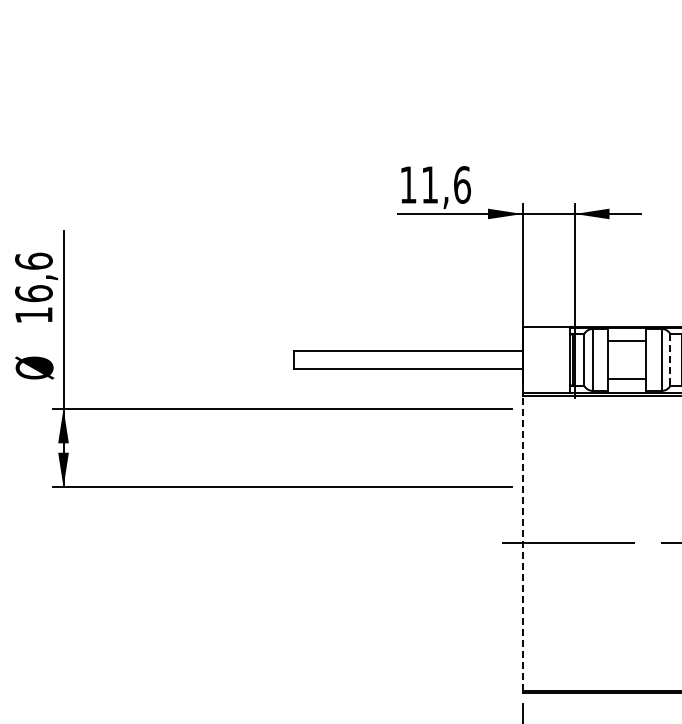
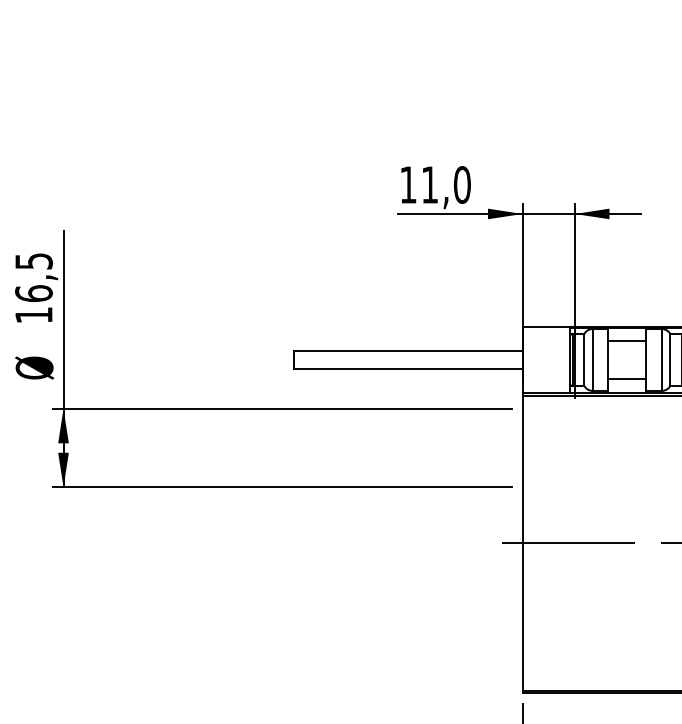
text: 11,6 -> 11,0 (462, 184)
text: 16,6 -> 16,5 (33, 260)
line: dashed -> solid (670, 360)
line: dashed -> solid (522, 543)
